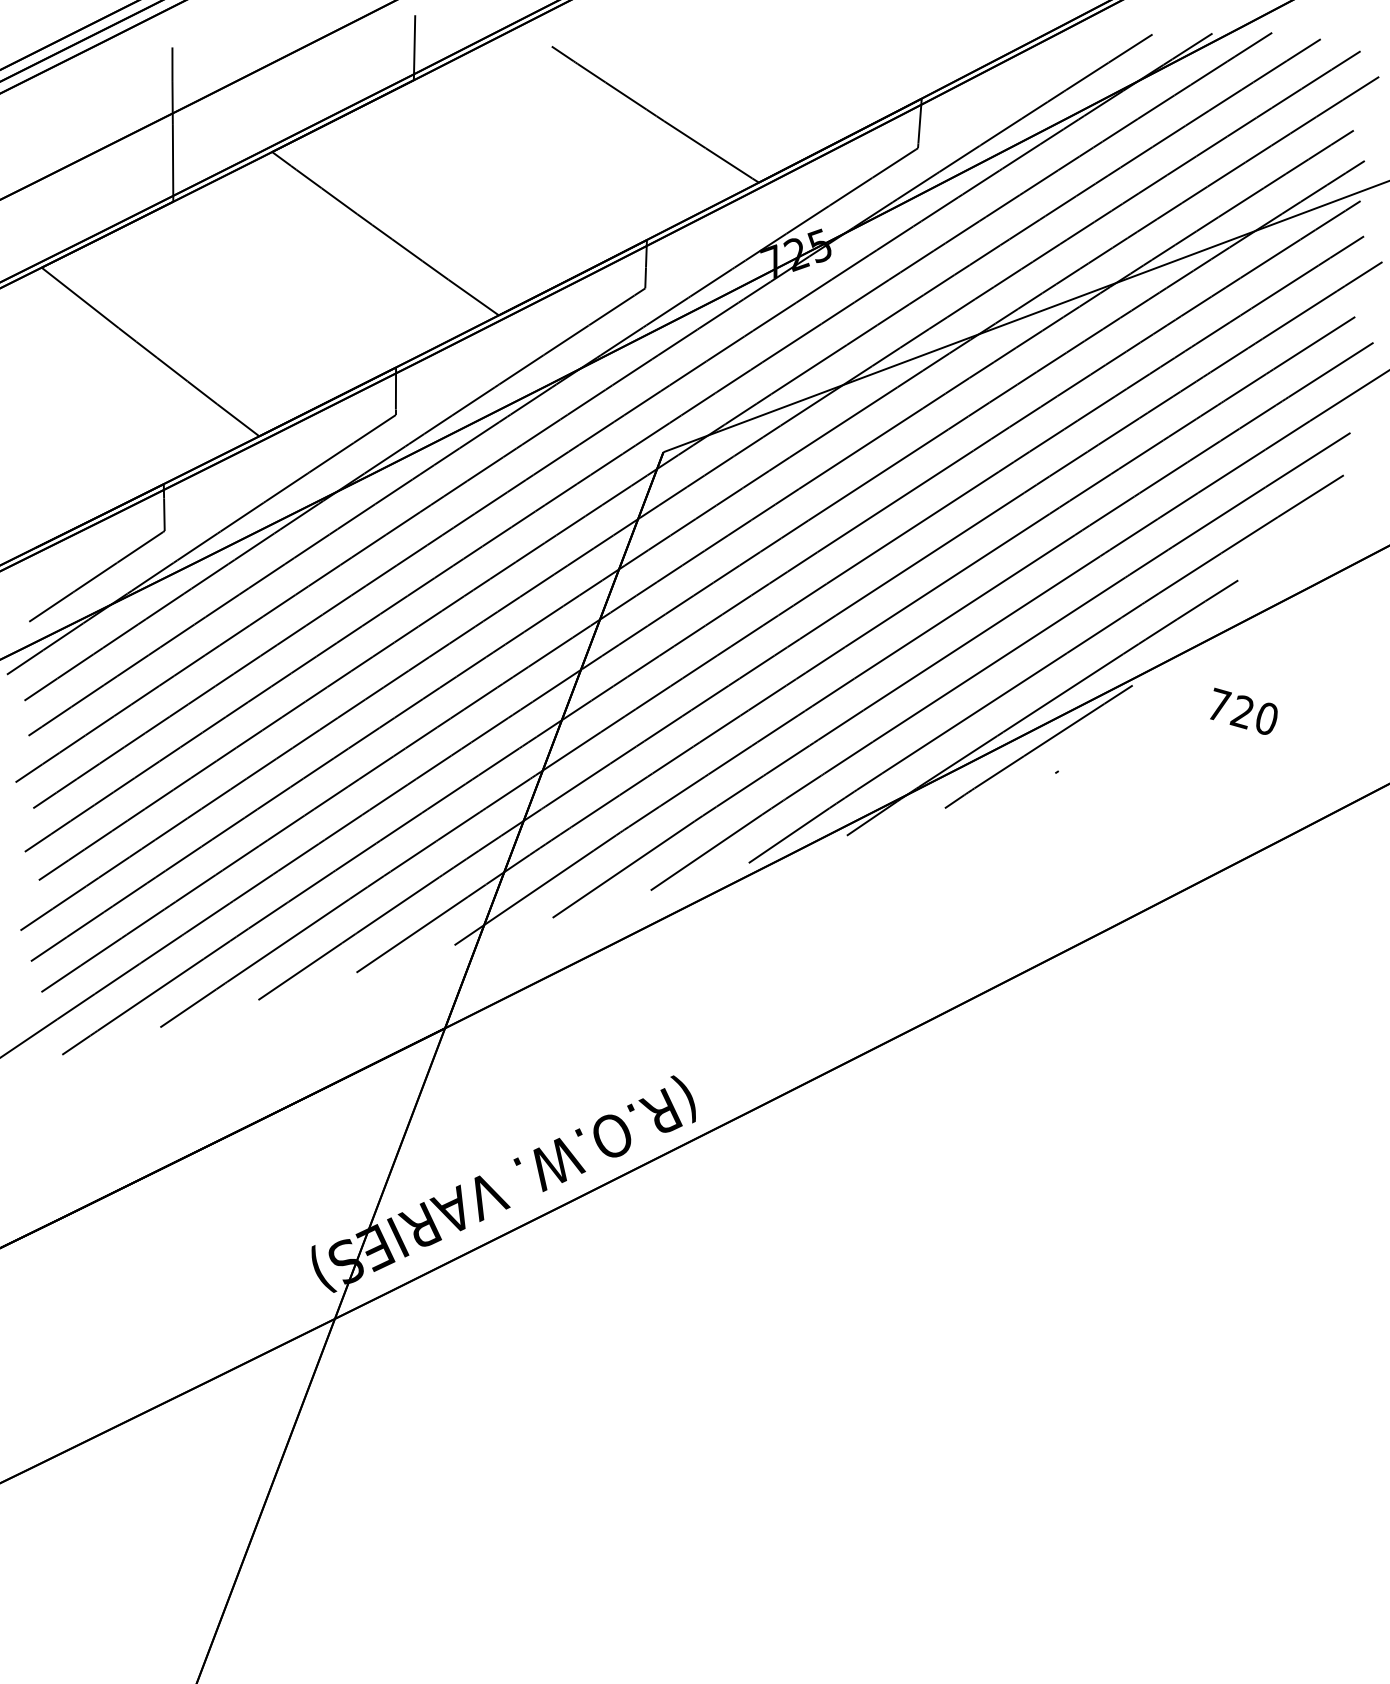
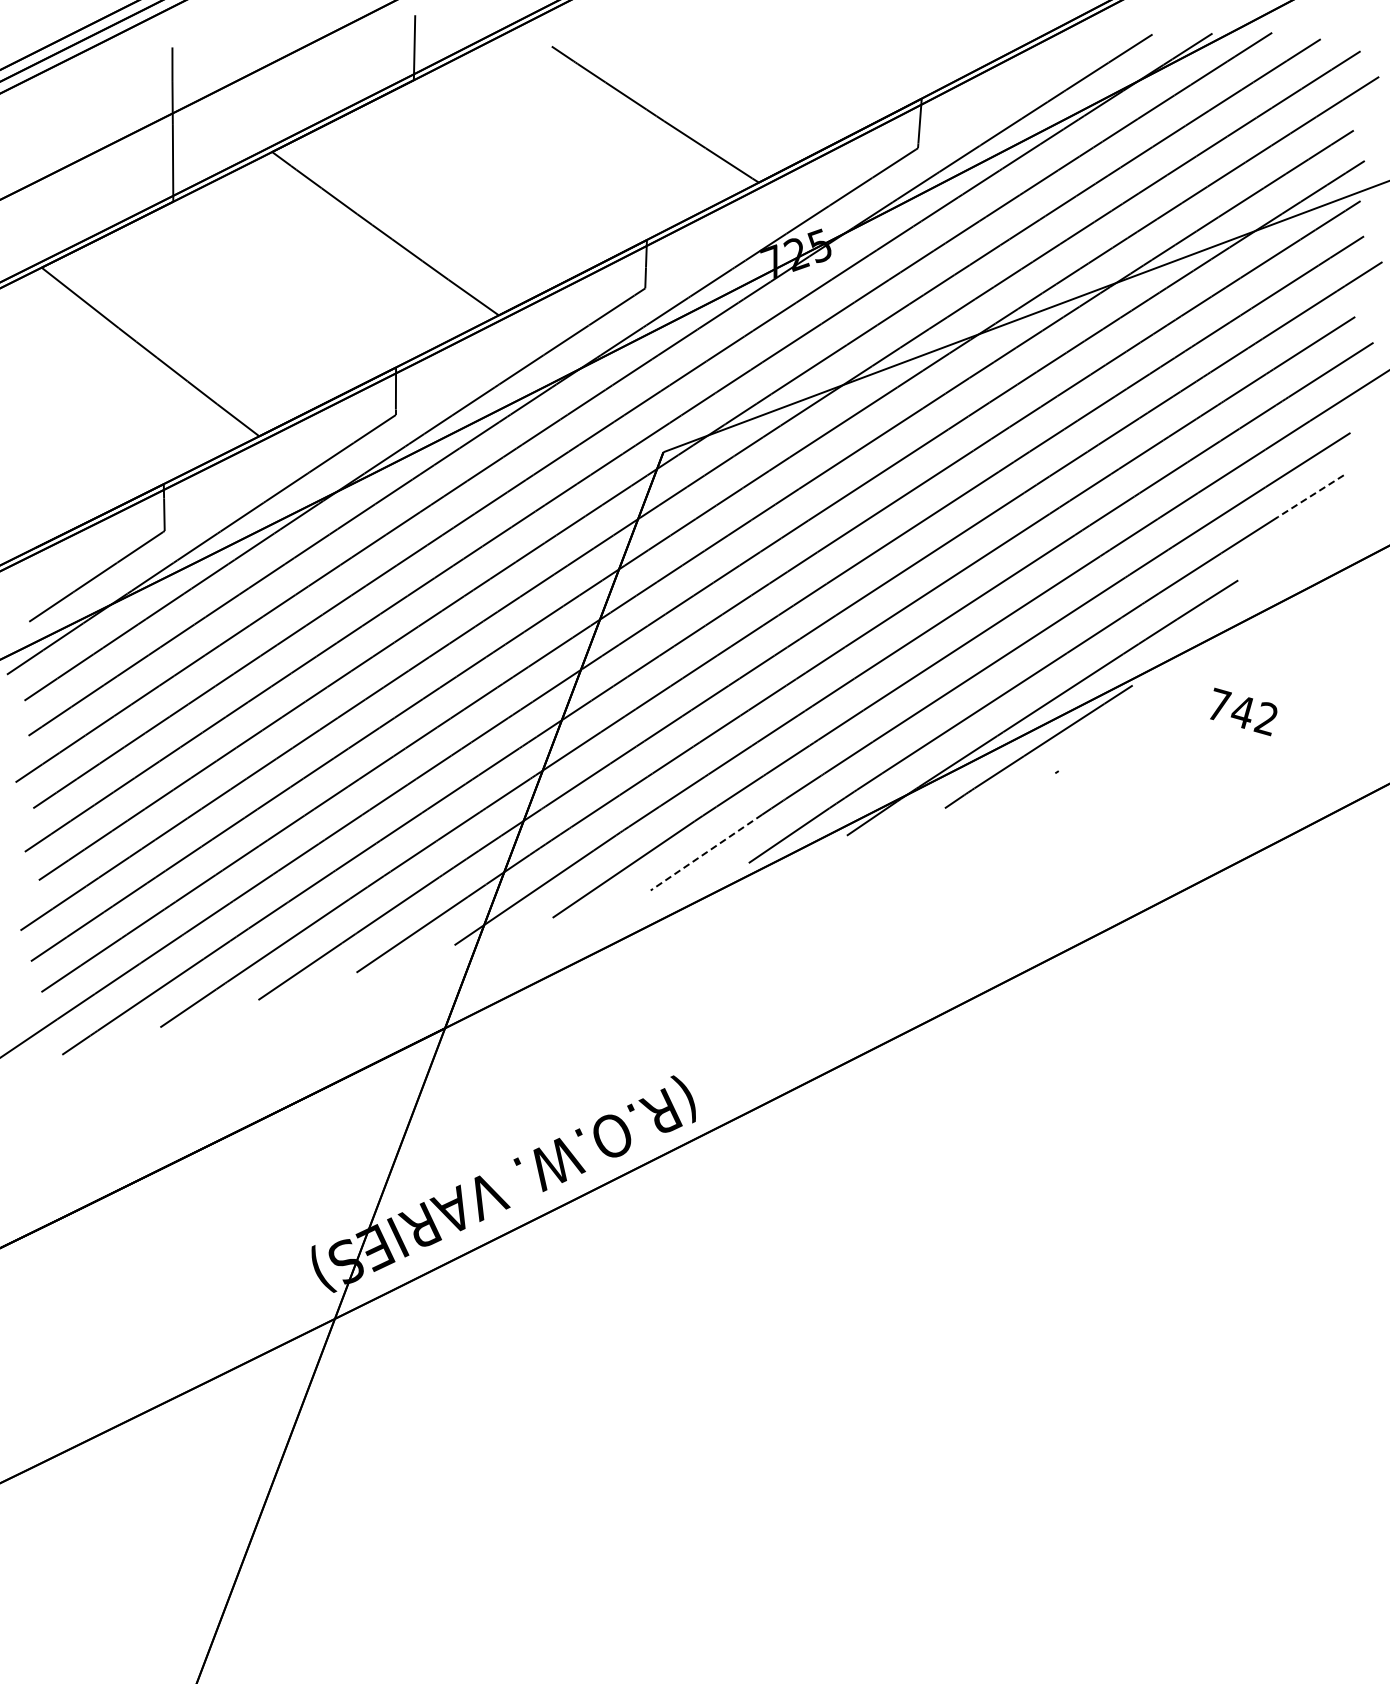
line: solid -> dashed (1310, 496)
text: 720 -> 742 (1253, 715)
line: solid -> dashed (706, 852)
